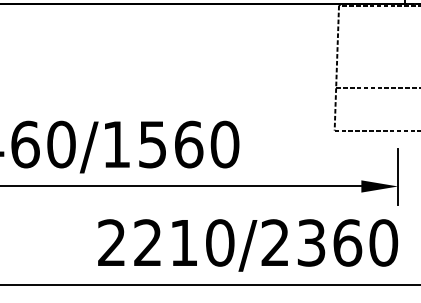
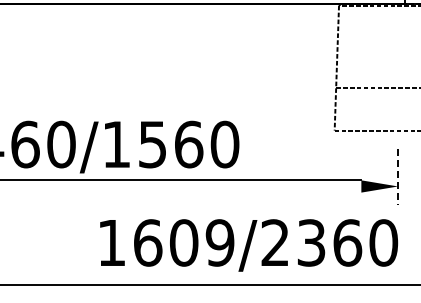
line: solid -> dashed (398, 176)
line position: (181, 186) -> (181, 180) (181, 180)
text: 2210/2360 -> 1609/2360 (166, 242)
